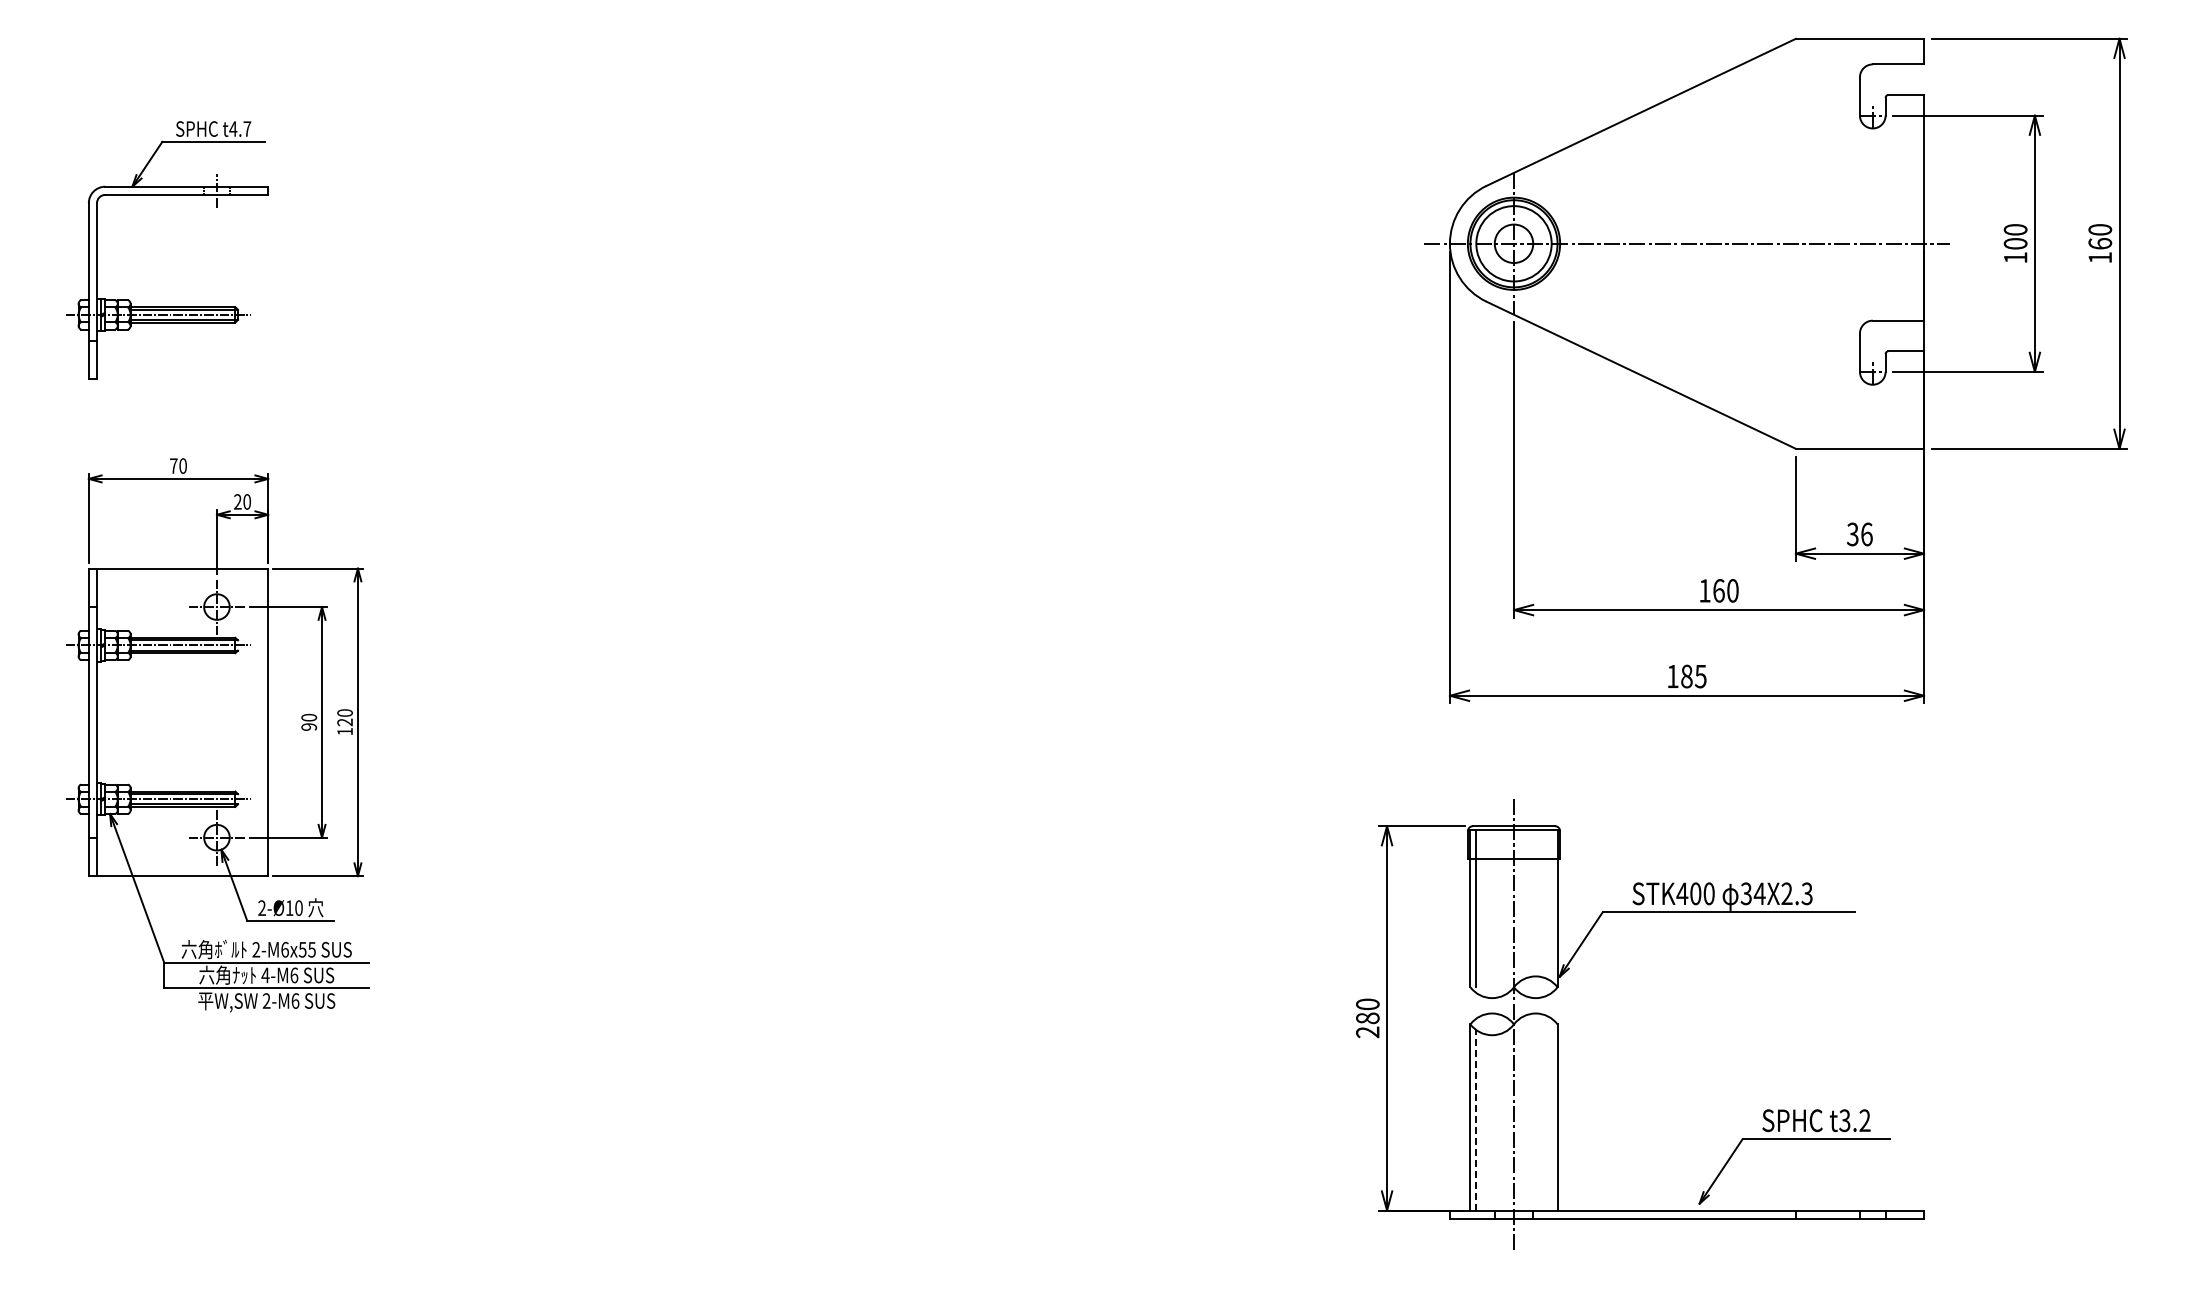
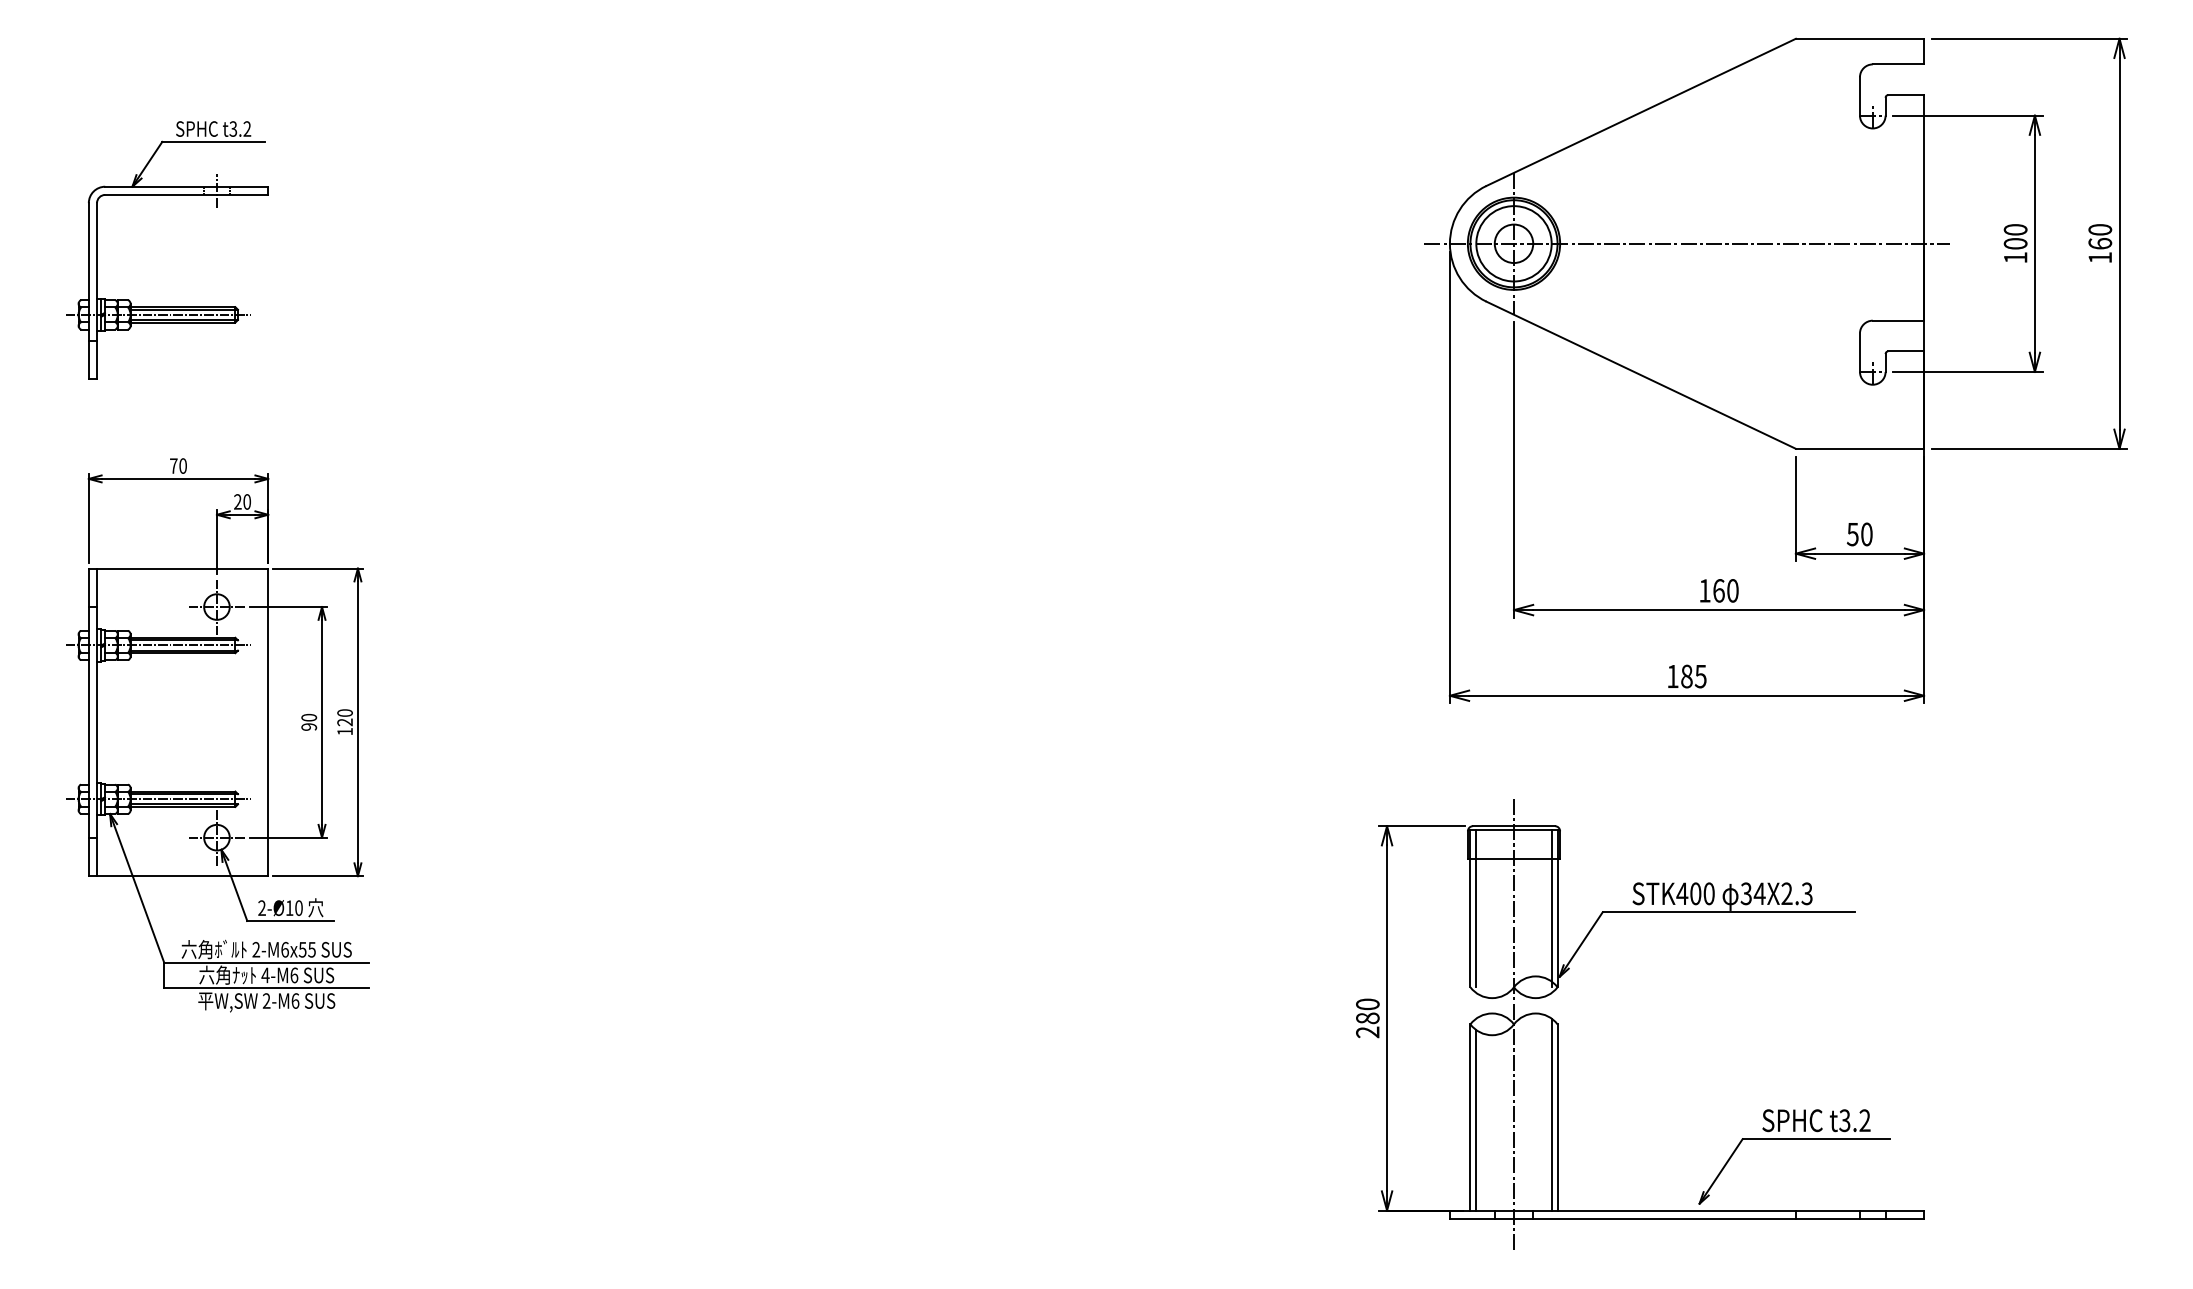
text: t4.7 -> t3.2 (240, 128)
text: 36 -> 50 (1859, 534)
line: none -> present (1551, 908)
line: none -> present (1551, 1114)
line: dashed -> solid (1476, 1119)
